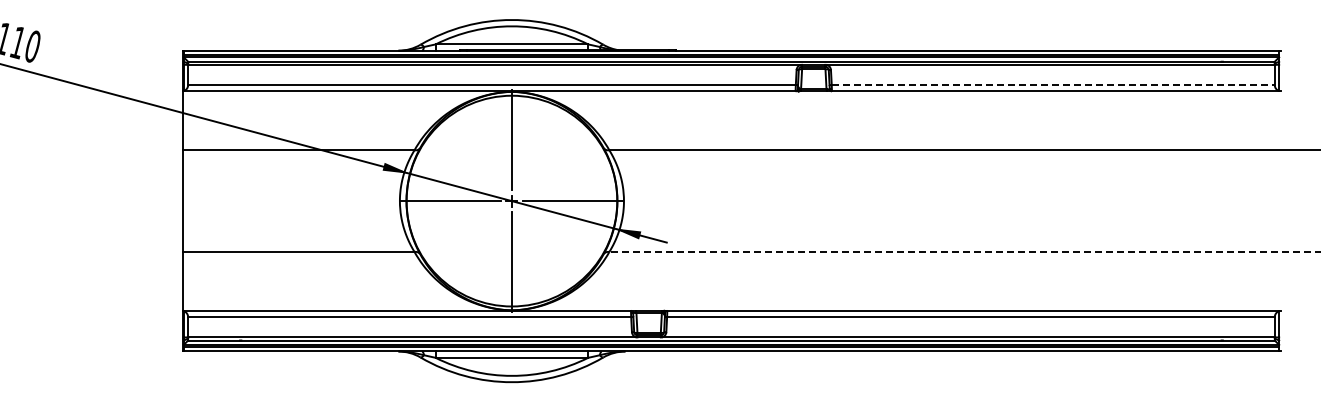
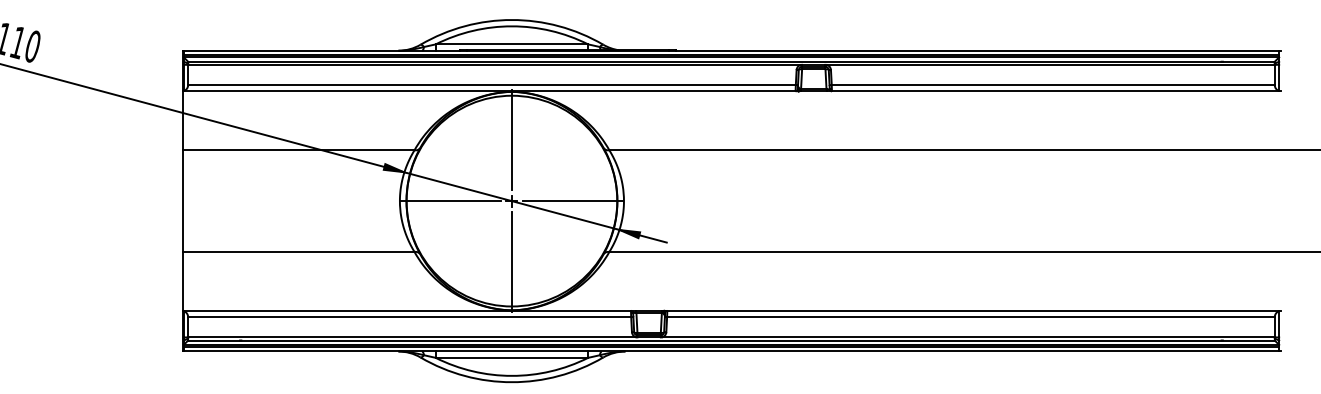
line: dashed -> solid (1053, 85)
line: dashed -> solid (964, 251)
